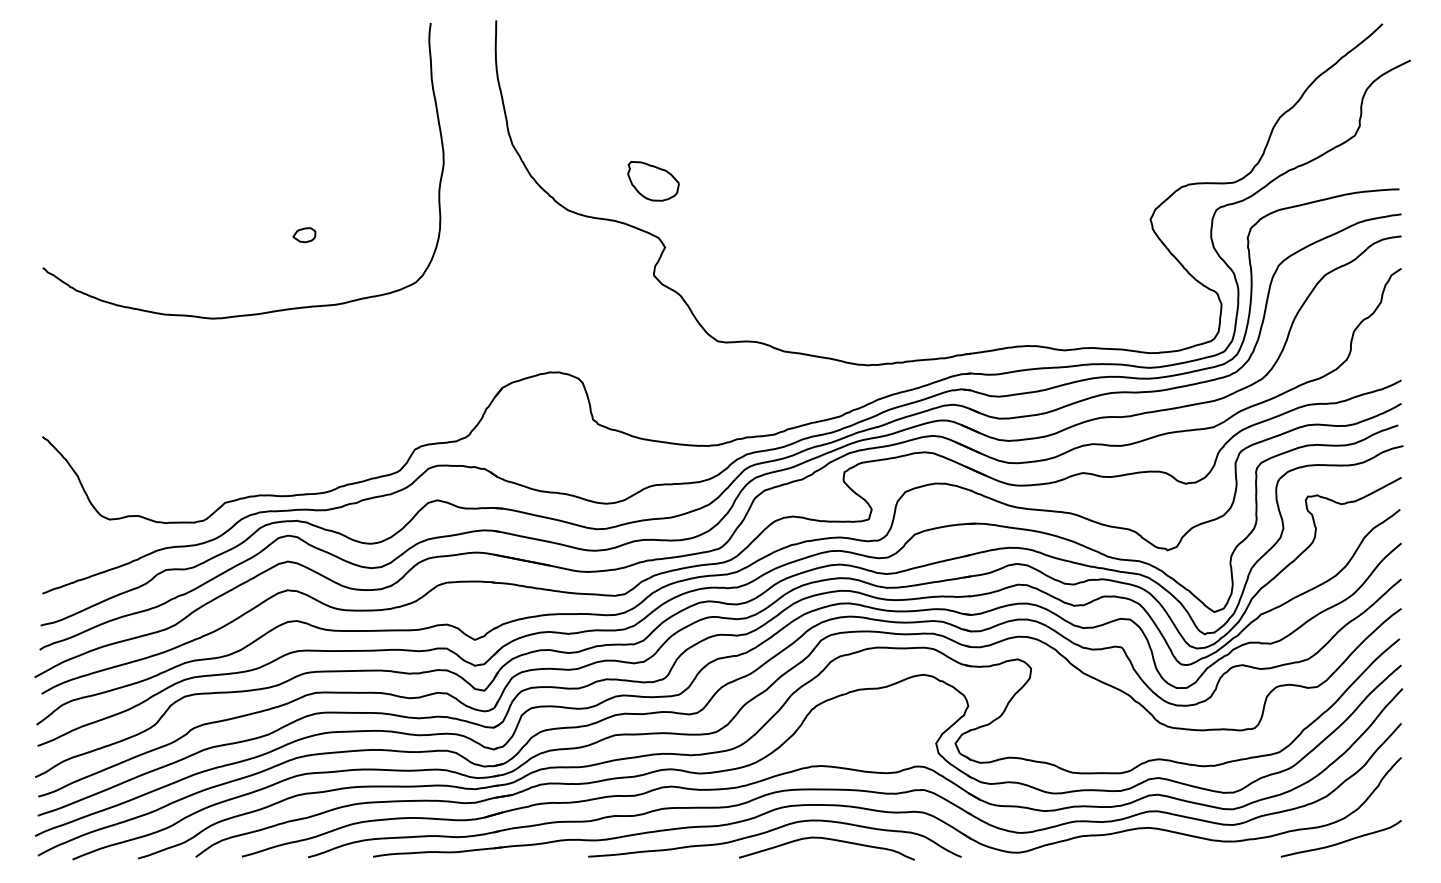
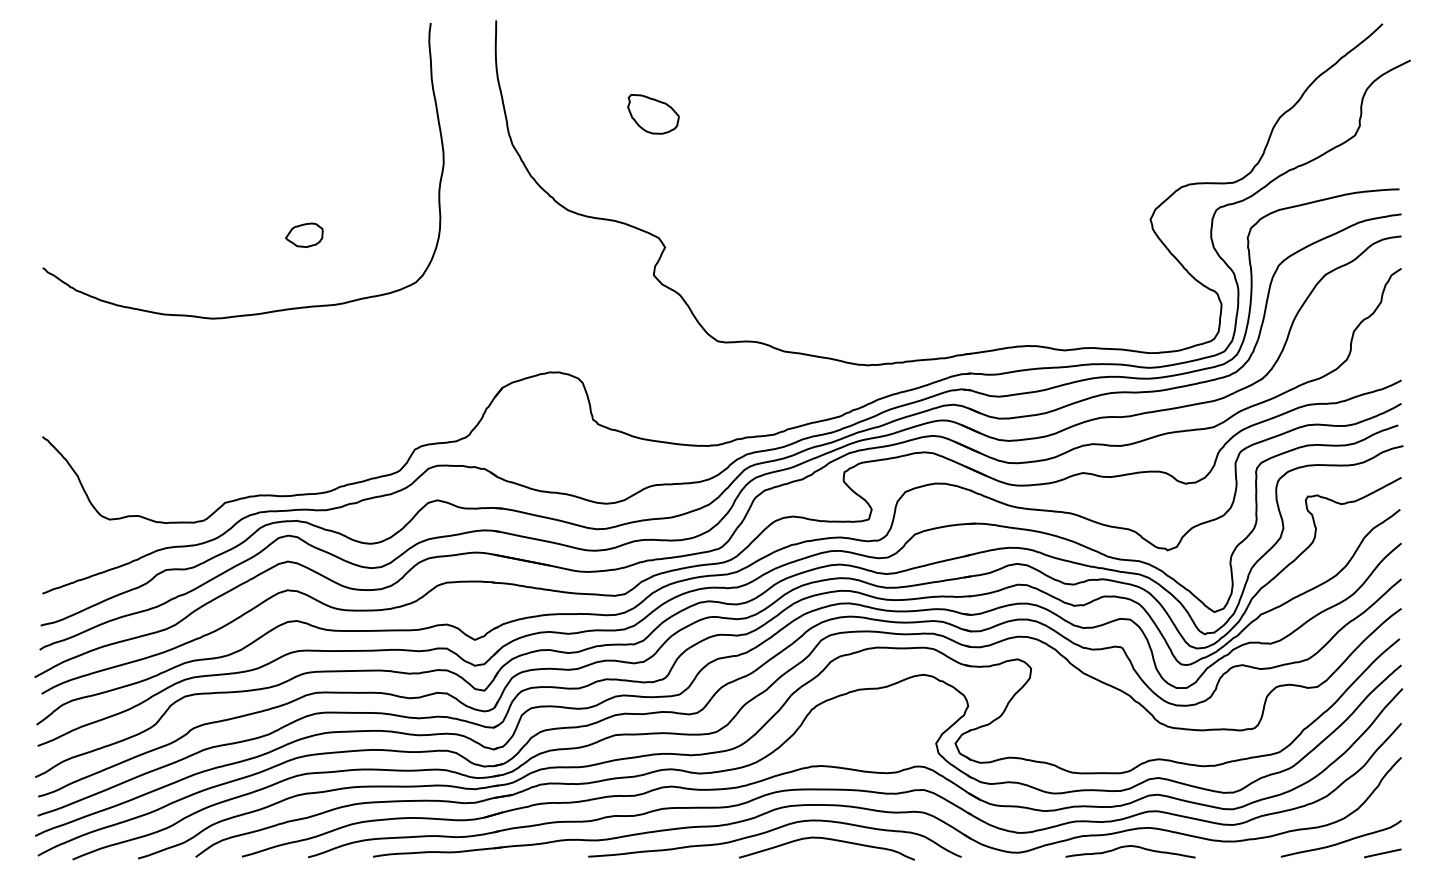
part position: (653, 181) -> (653, 114) (653, 114)
part size: 25x17 px -> 39x26 px (304, 234)
curve: none -> present (1128, 847)
line: none -> present (1382, 853)
